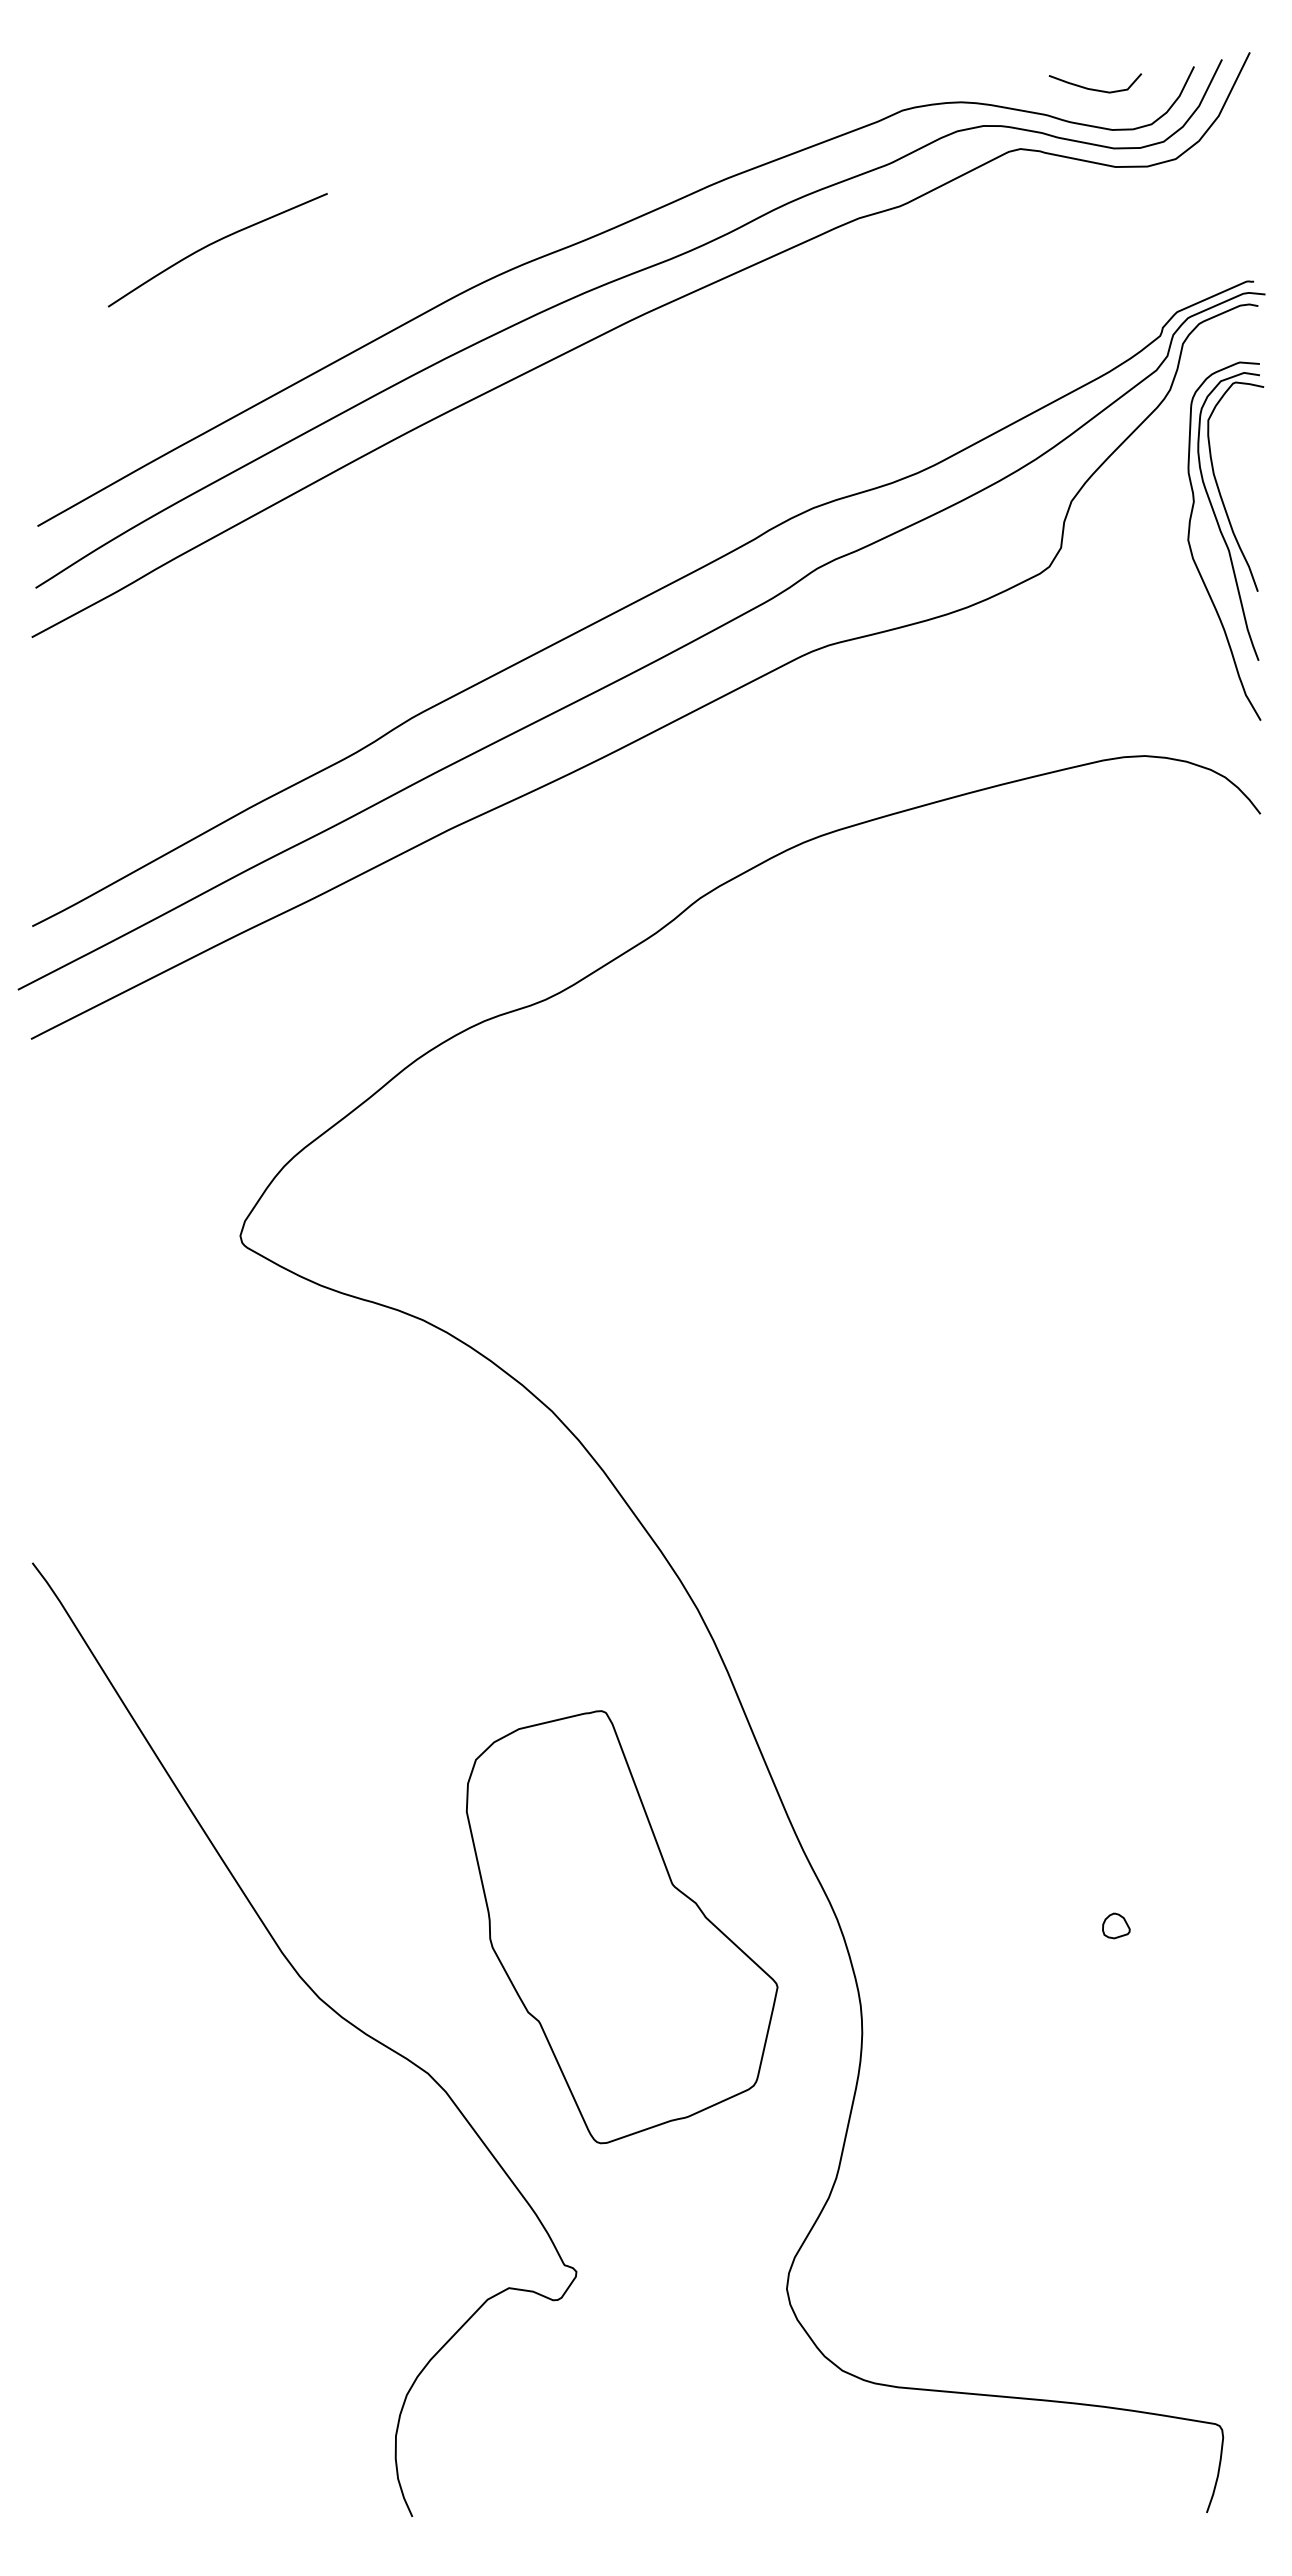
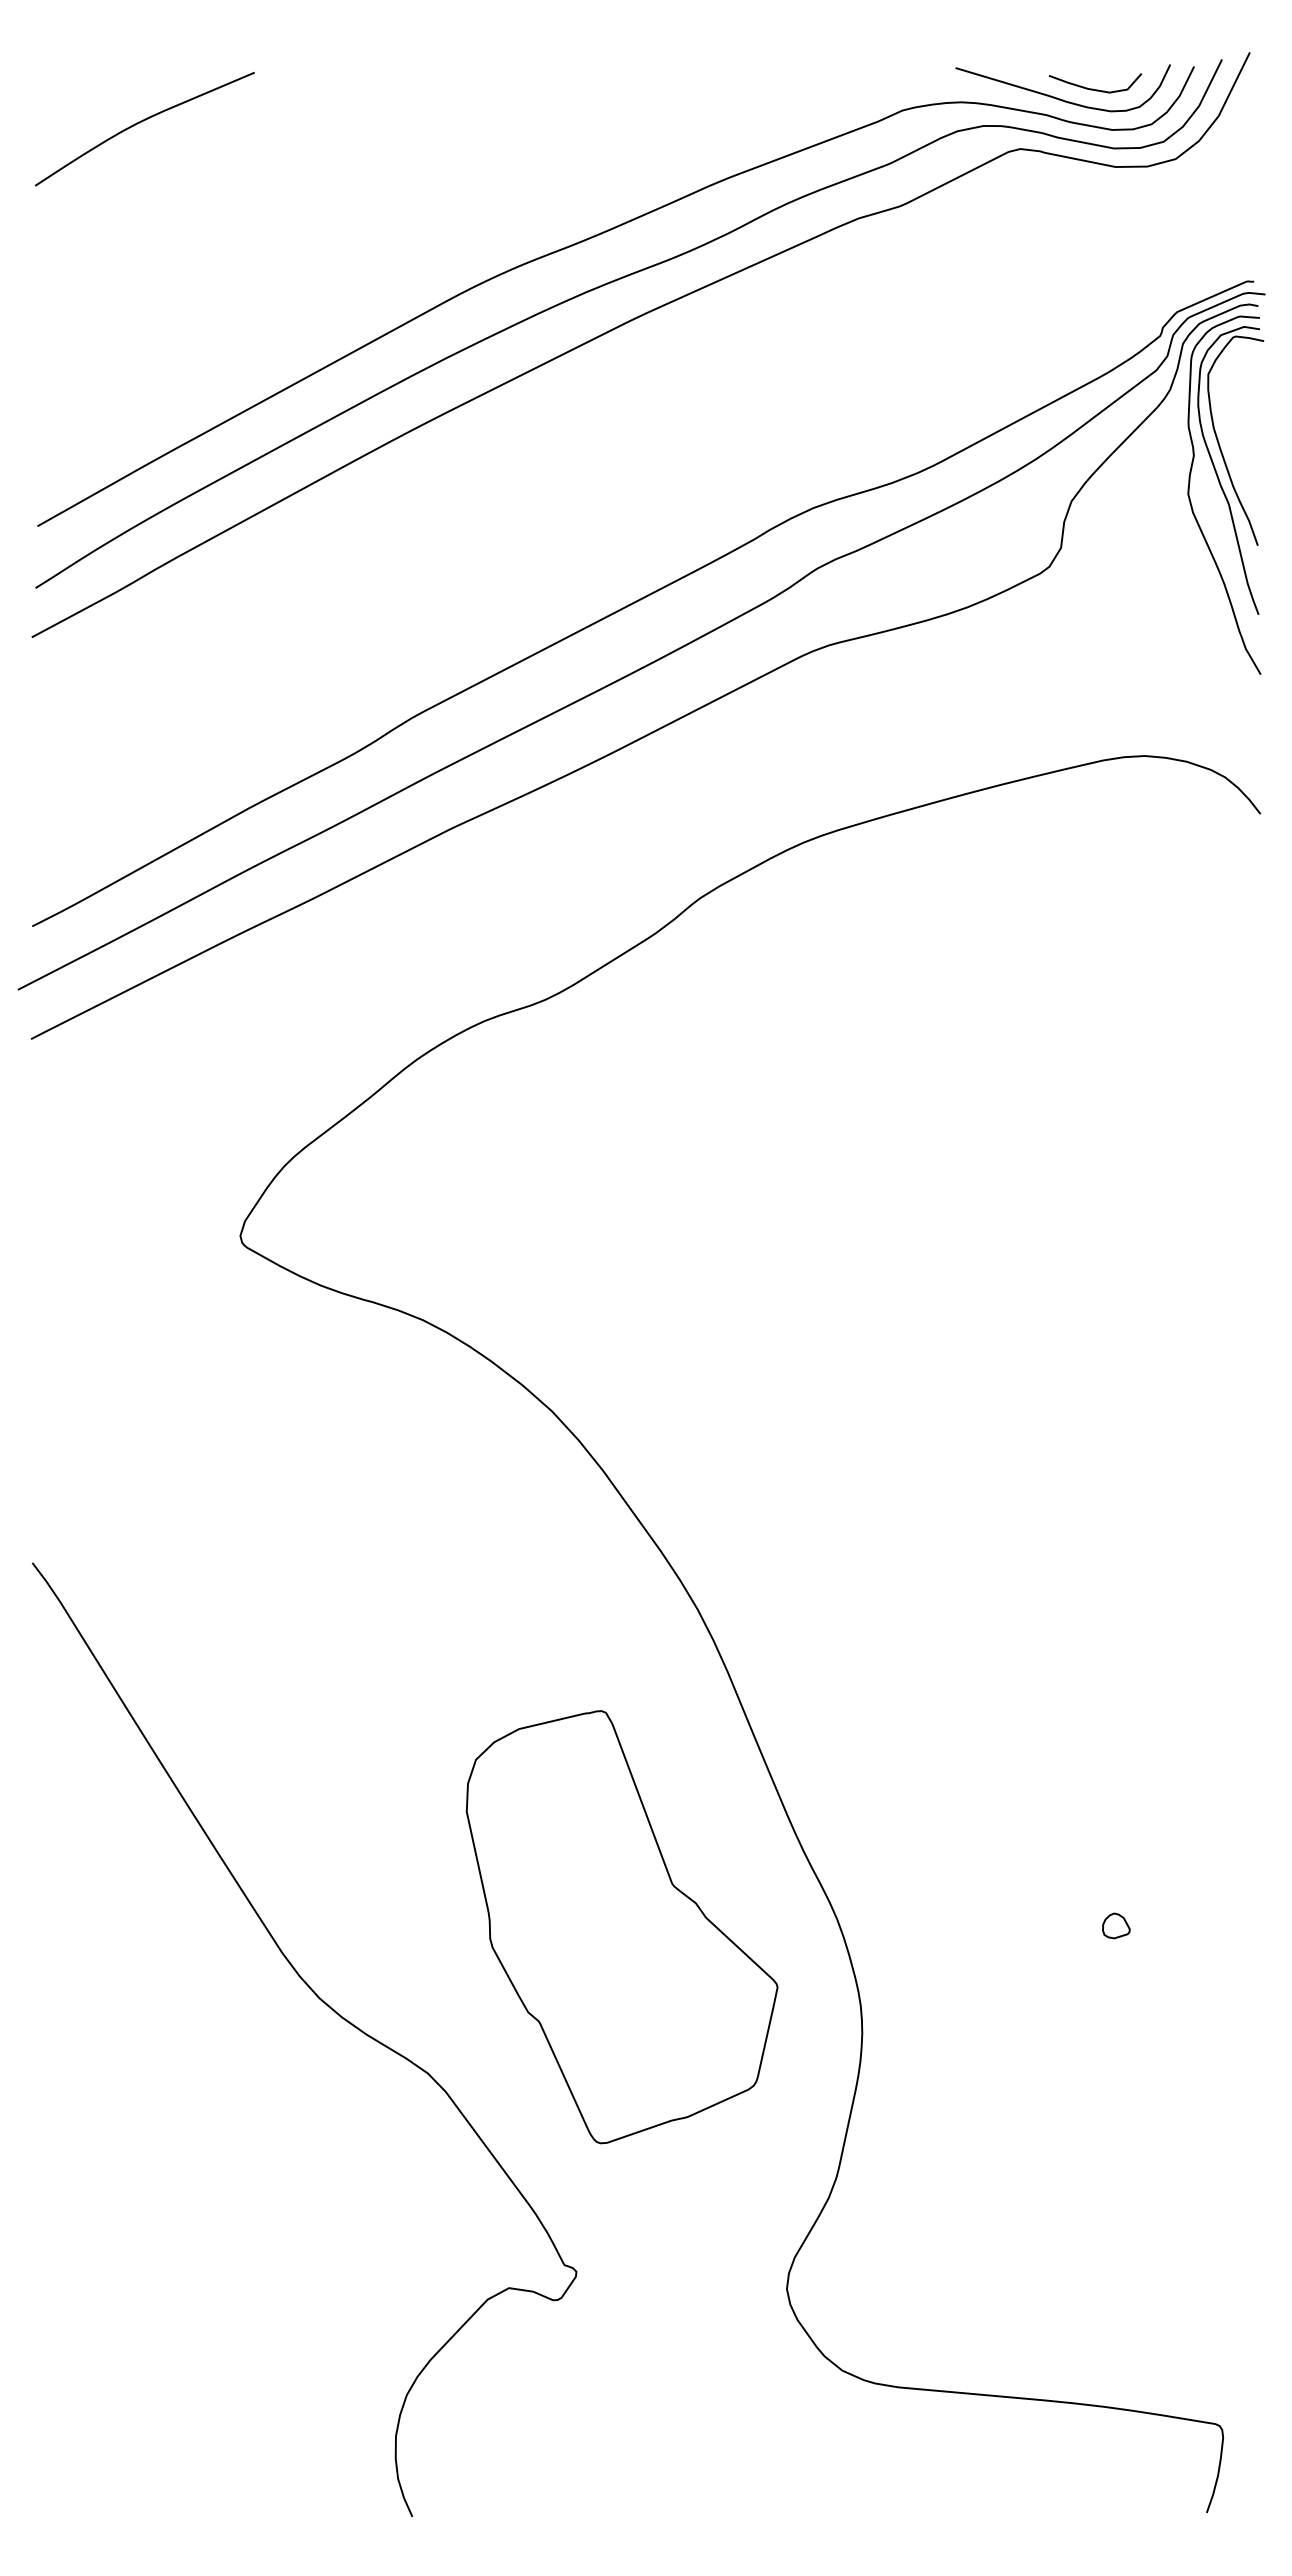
curve: none -> present (1060, 98)
curve position: (214, 243) -> (141, 122) (141, 122)
part position: (1225, 540) -> (1225, 494) (1225, 494)
